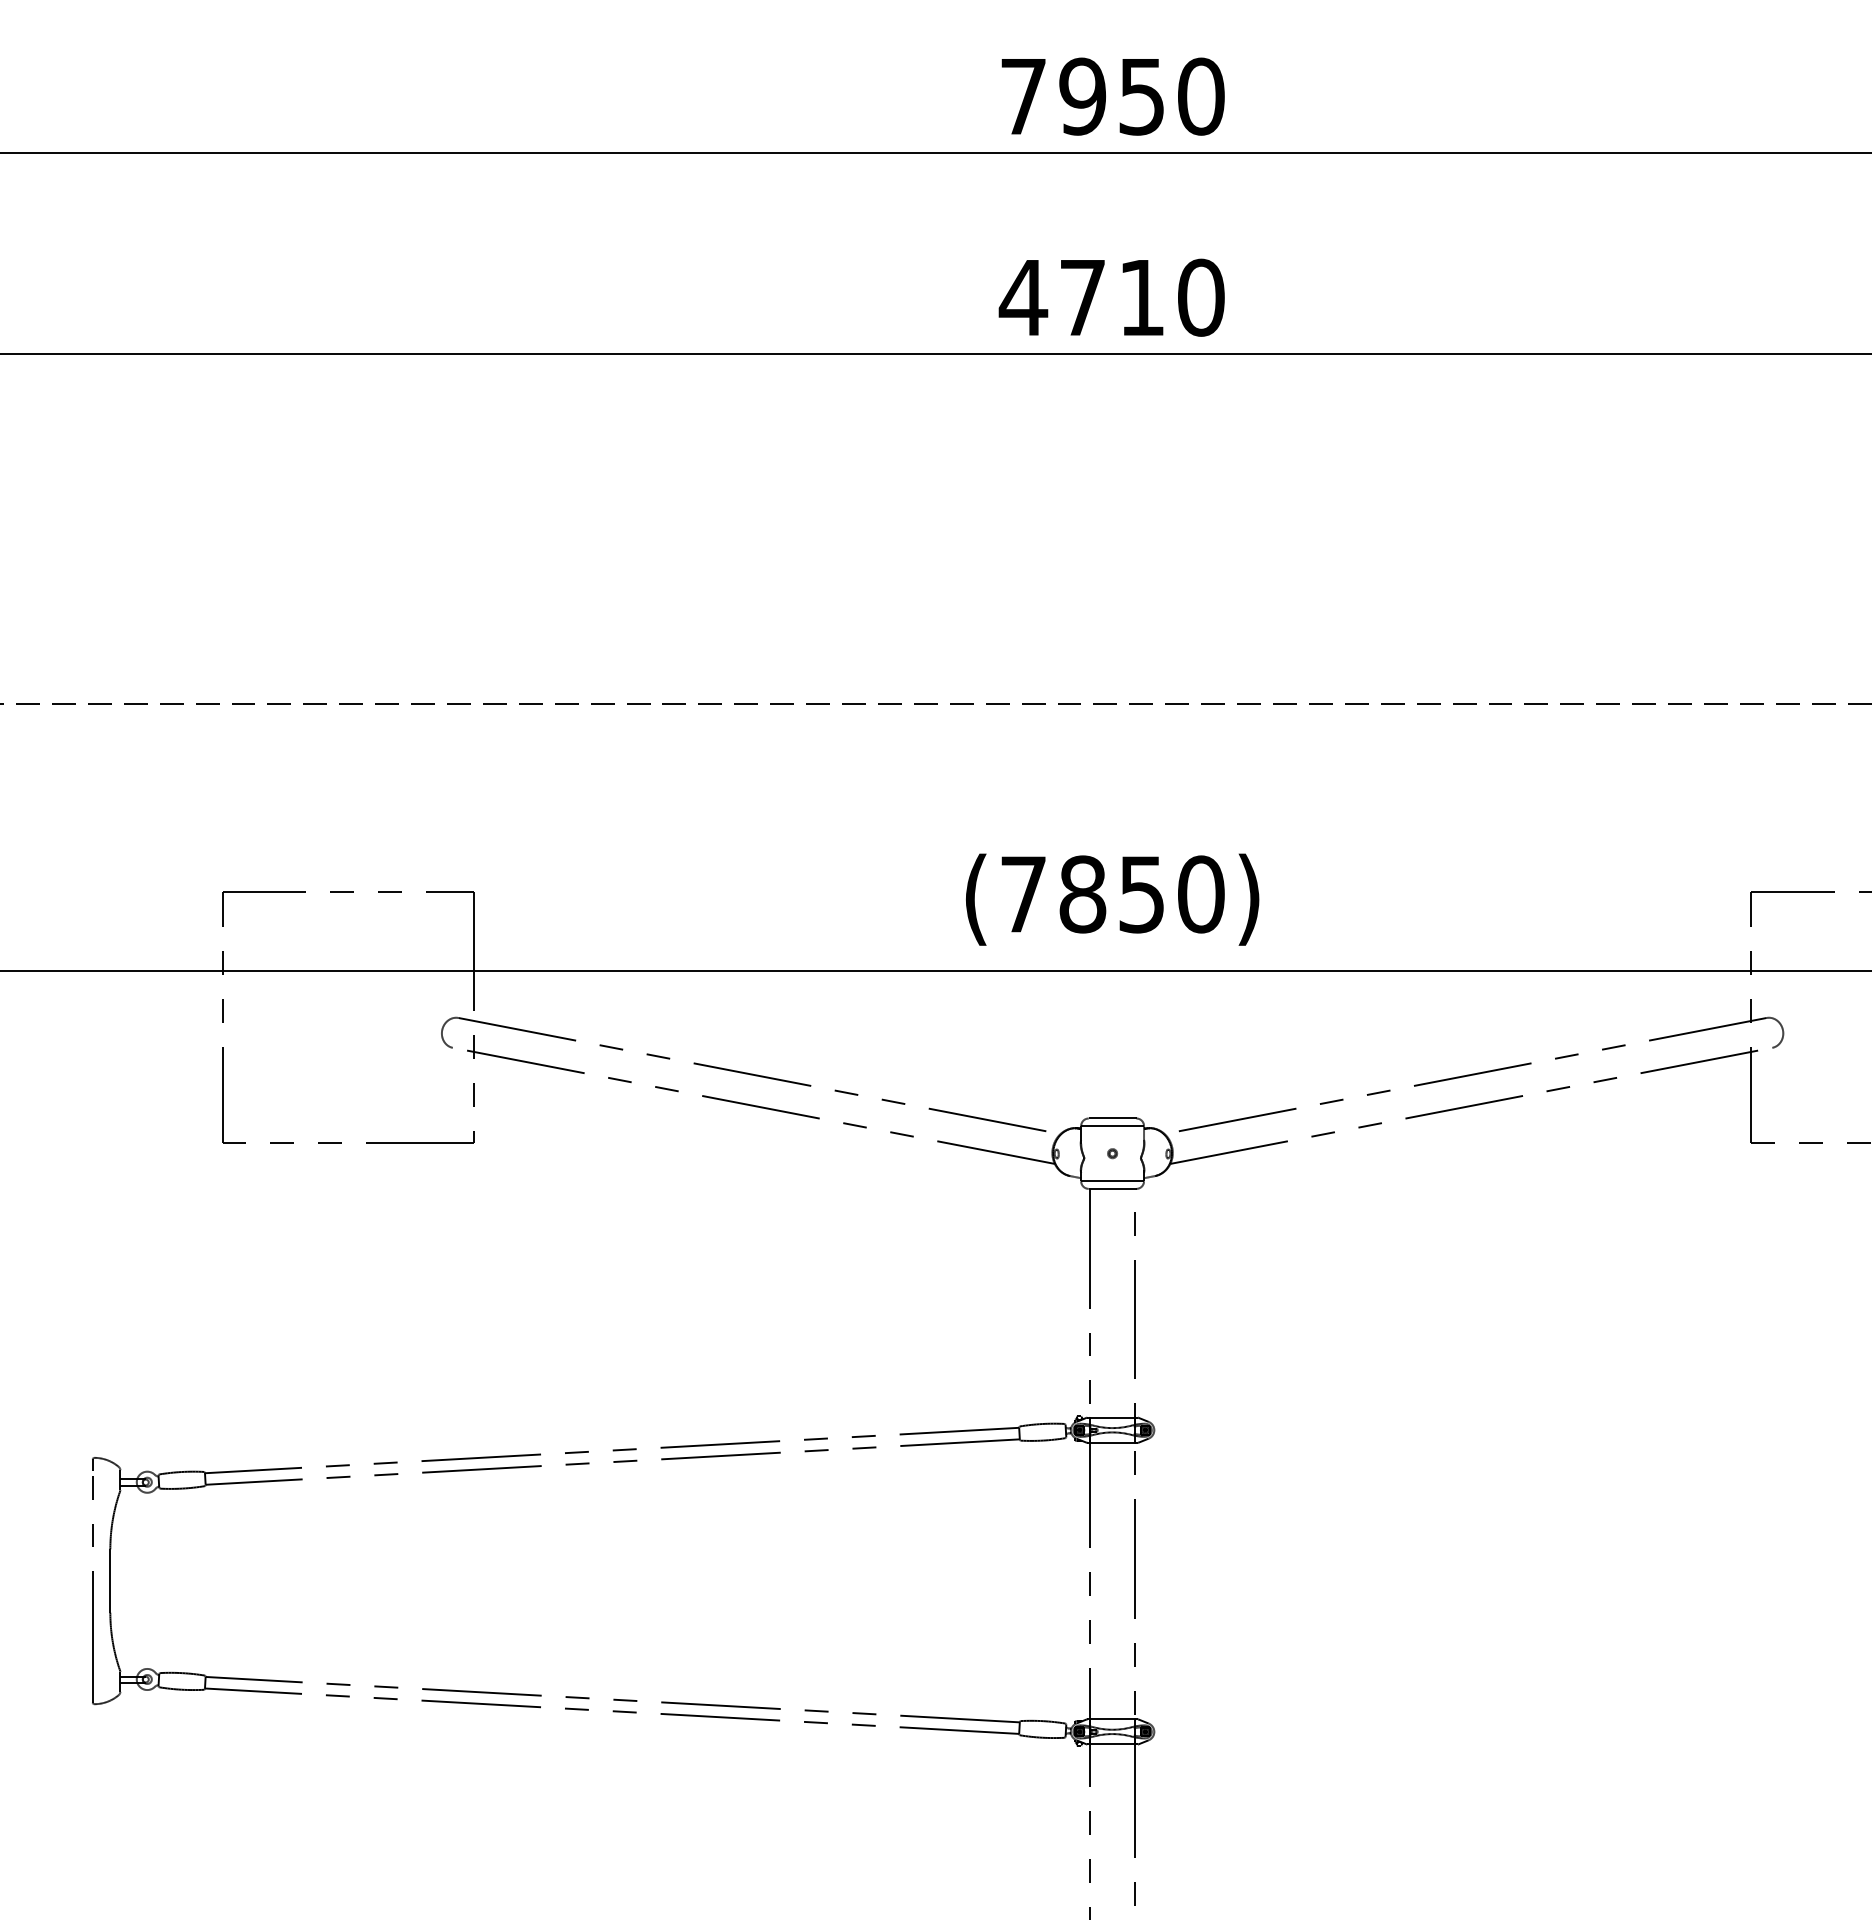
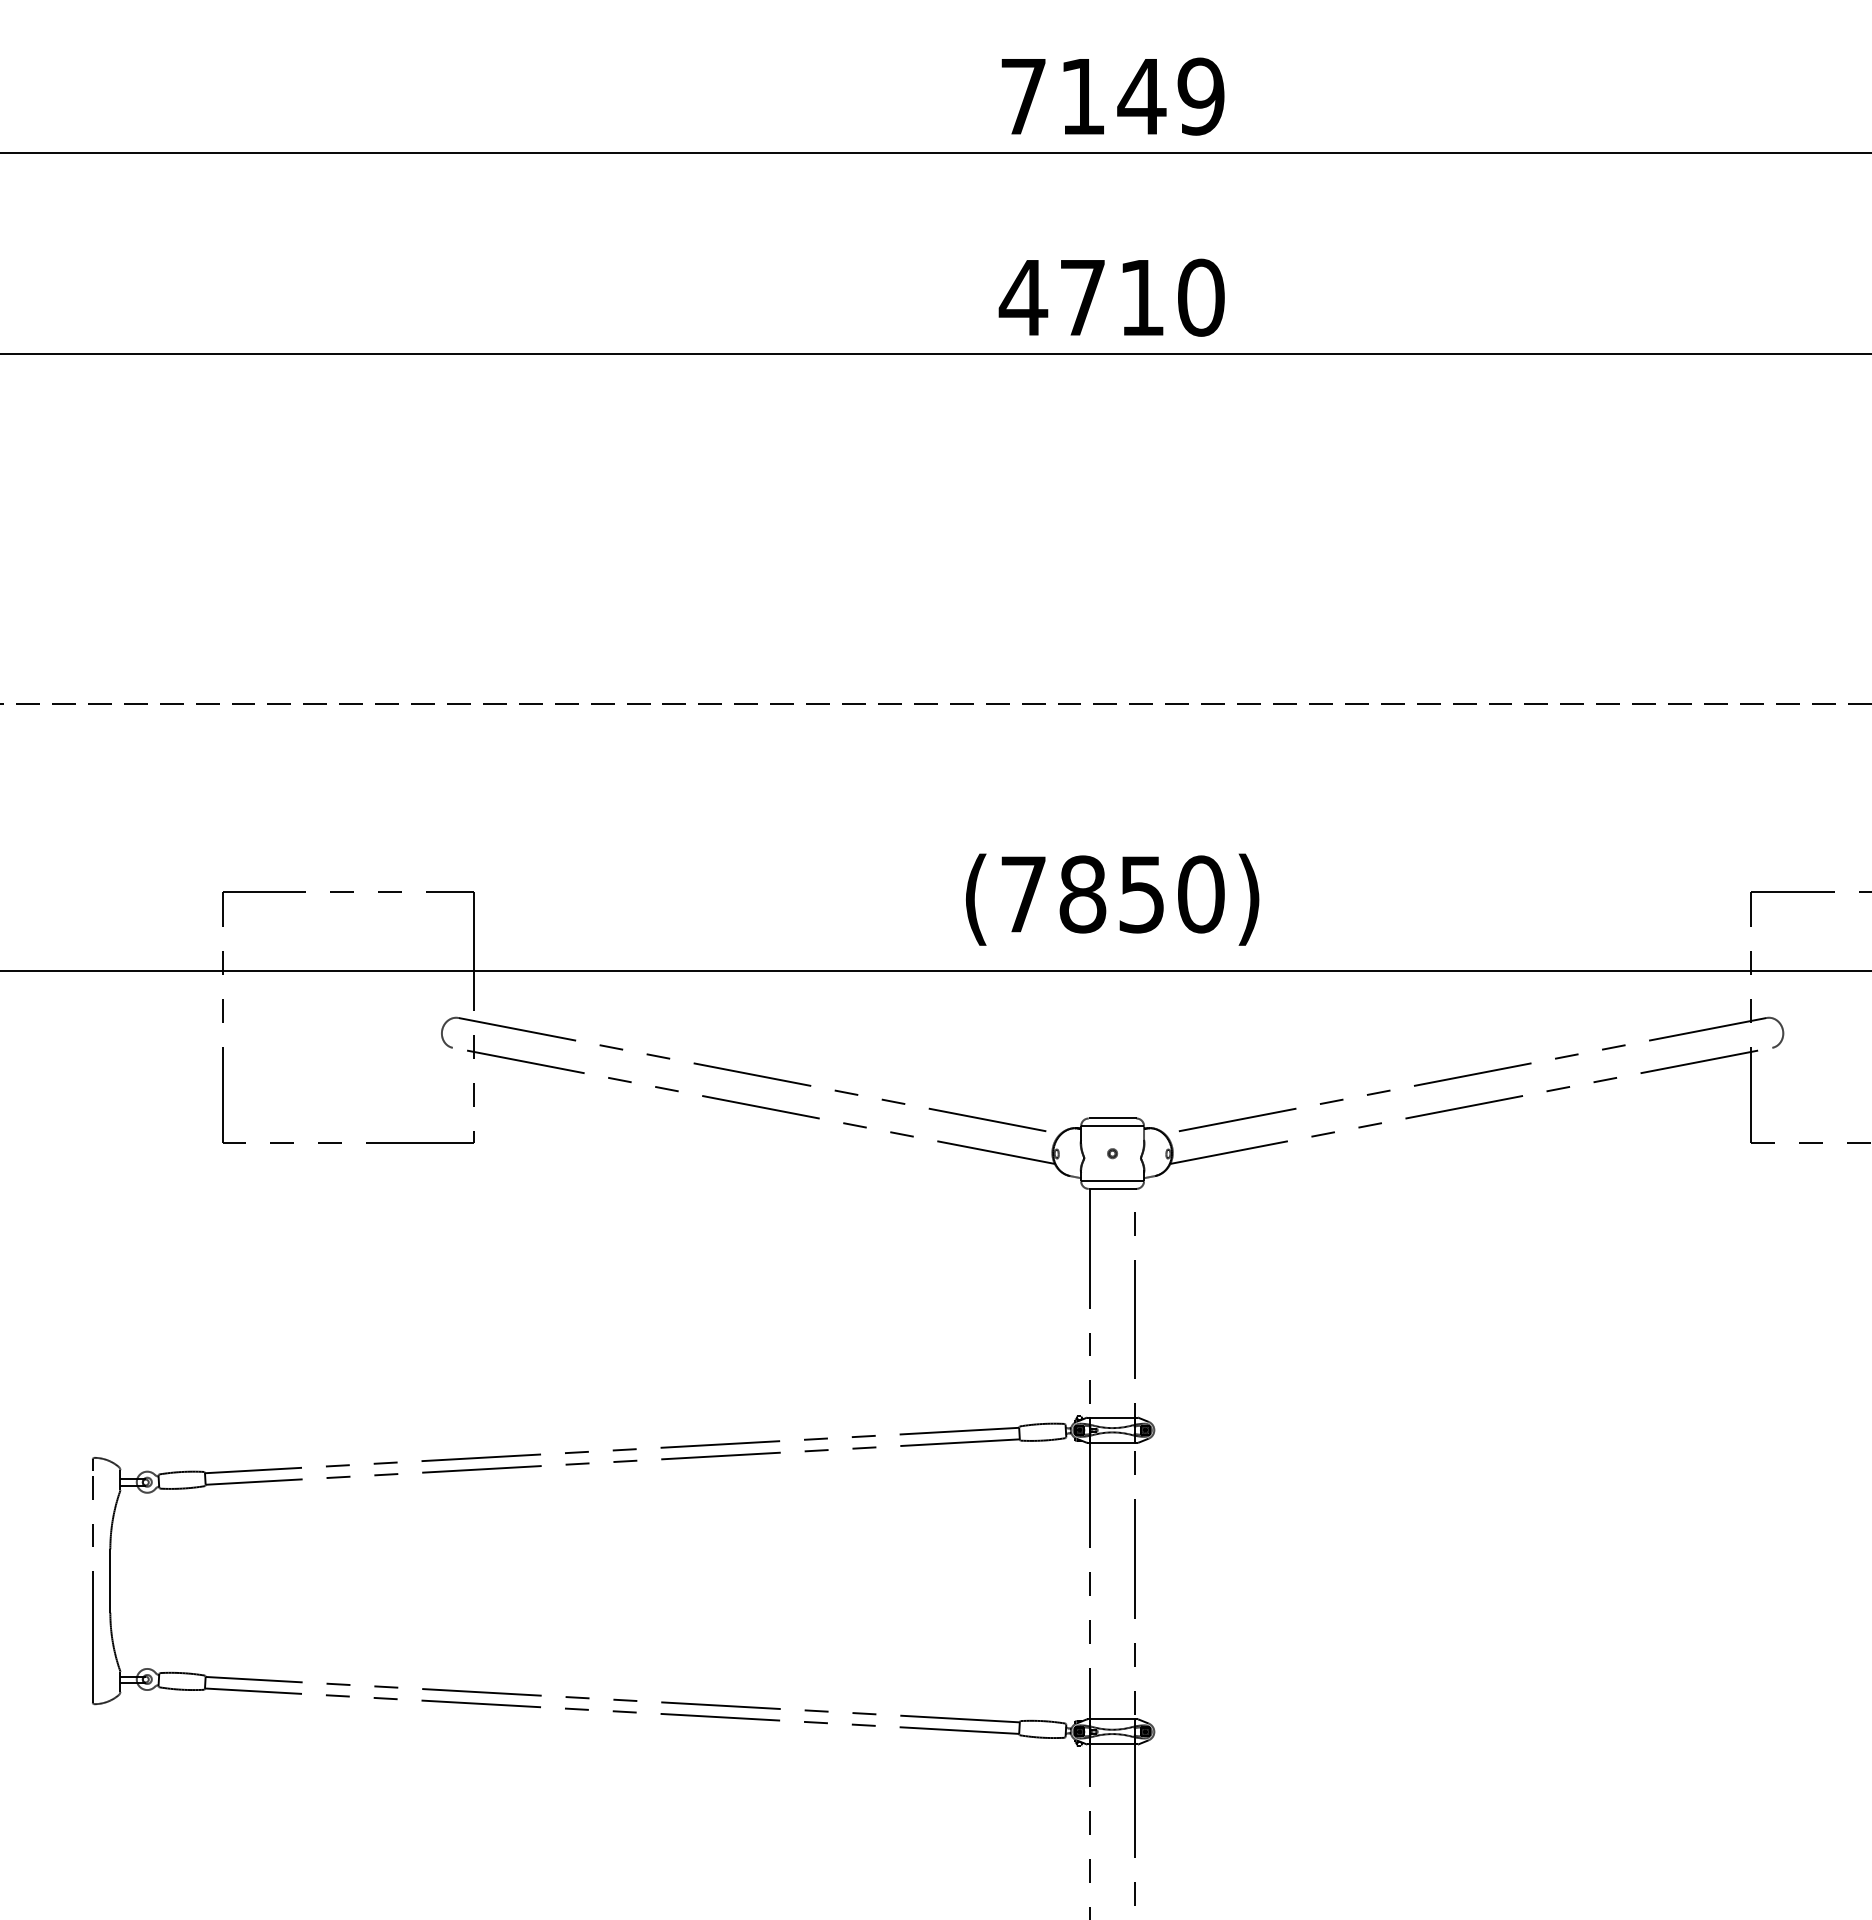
text: 7950 -> 7149 (1141, 96)
